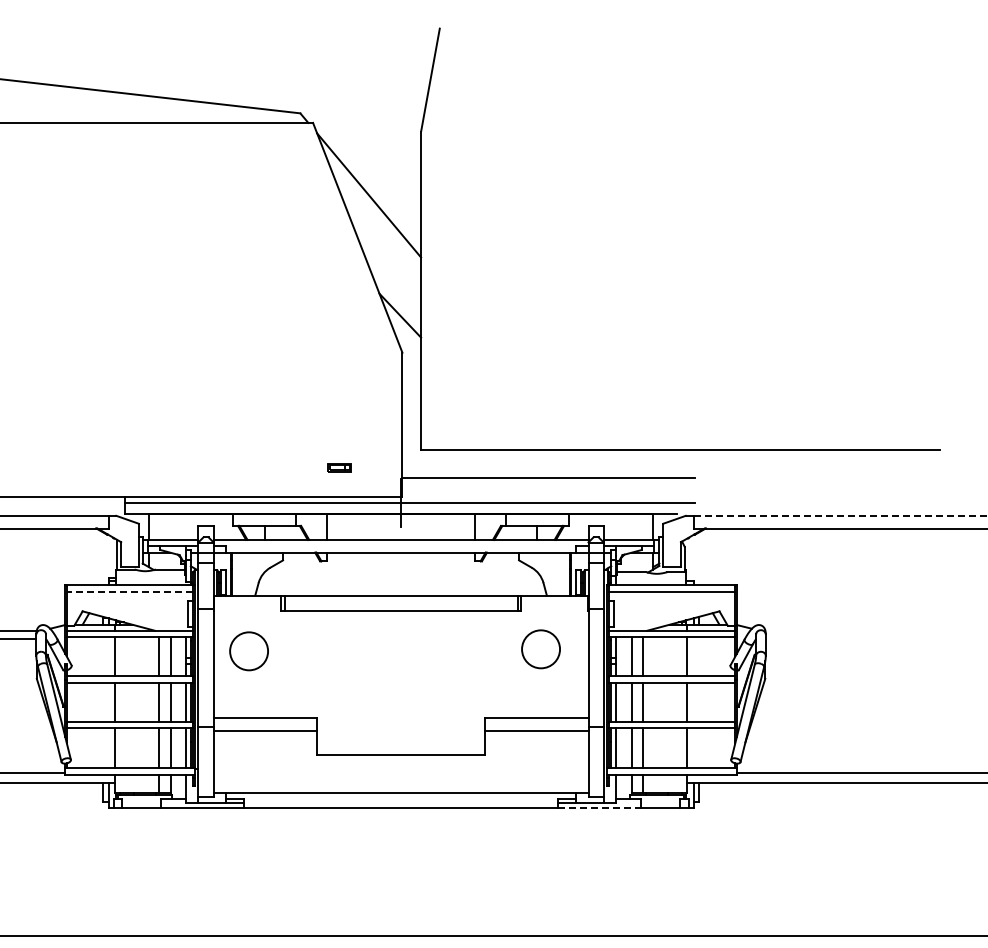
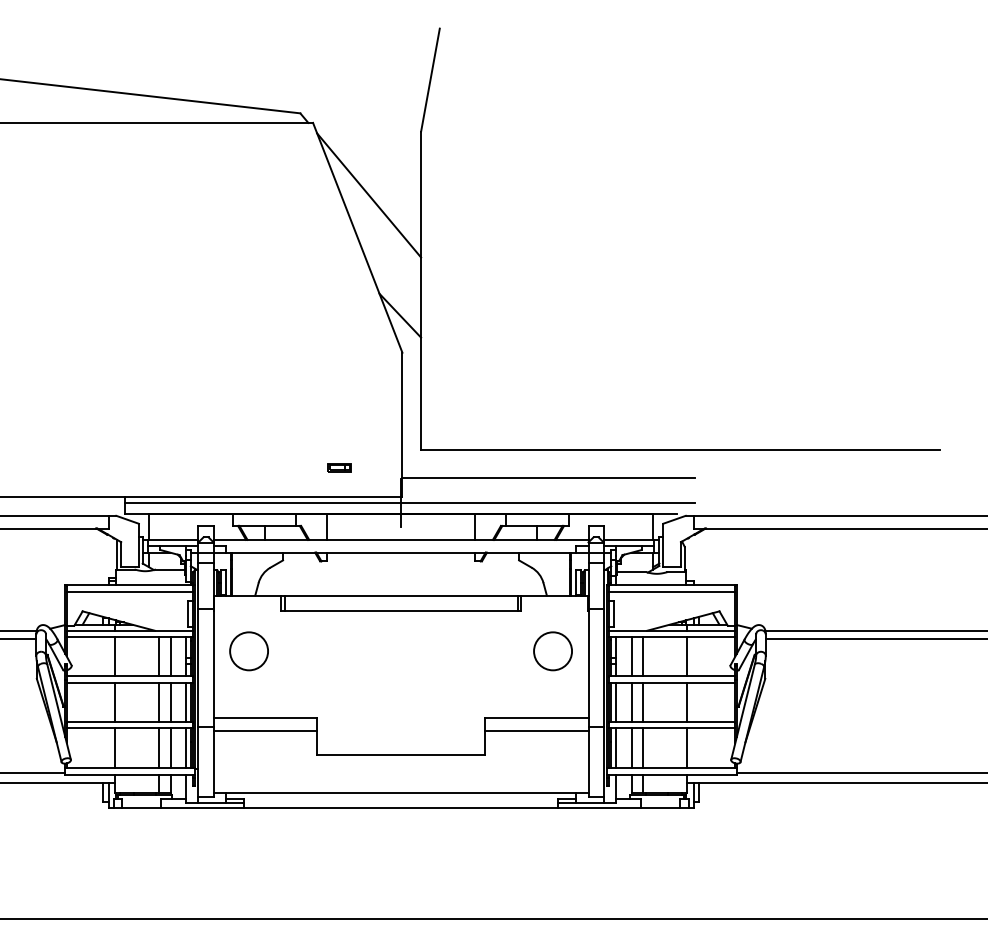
line: dashed -> solid (840, 515)
line: dashed -> solid (129, 591)
line: none -> present (874, 630)
line: none -> present (874, 639)
circle position: (540, 649) -> (552, 651) (552, 651)
line: dashed -> solid (599, 807)
line position: (493, 936) -> (493, 919) (493, 919)
